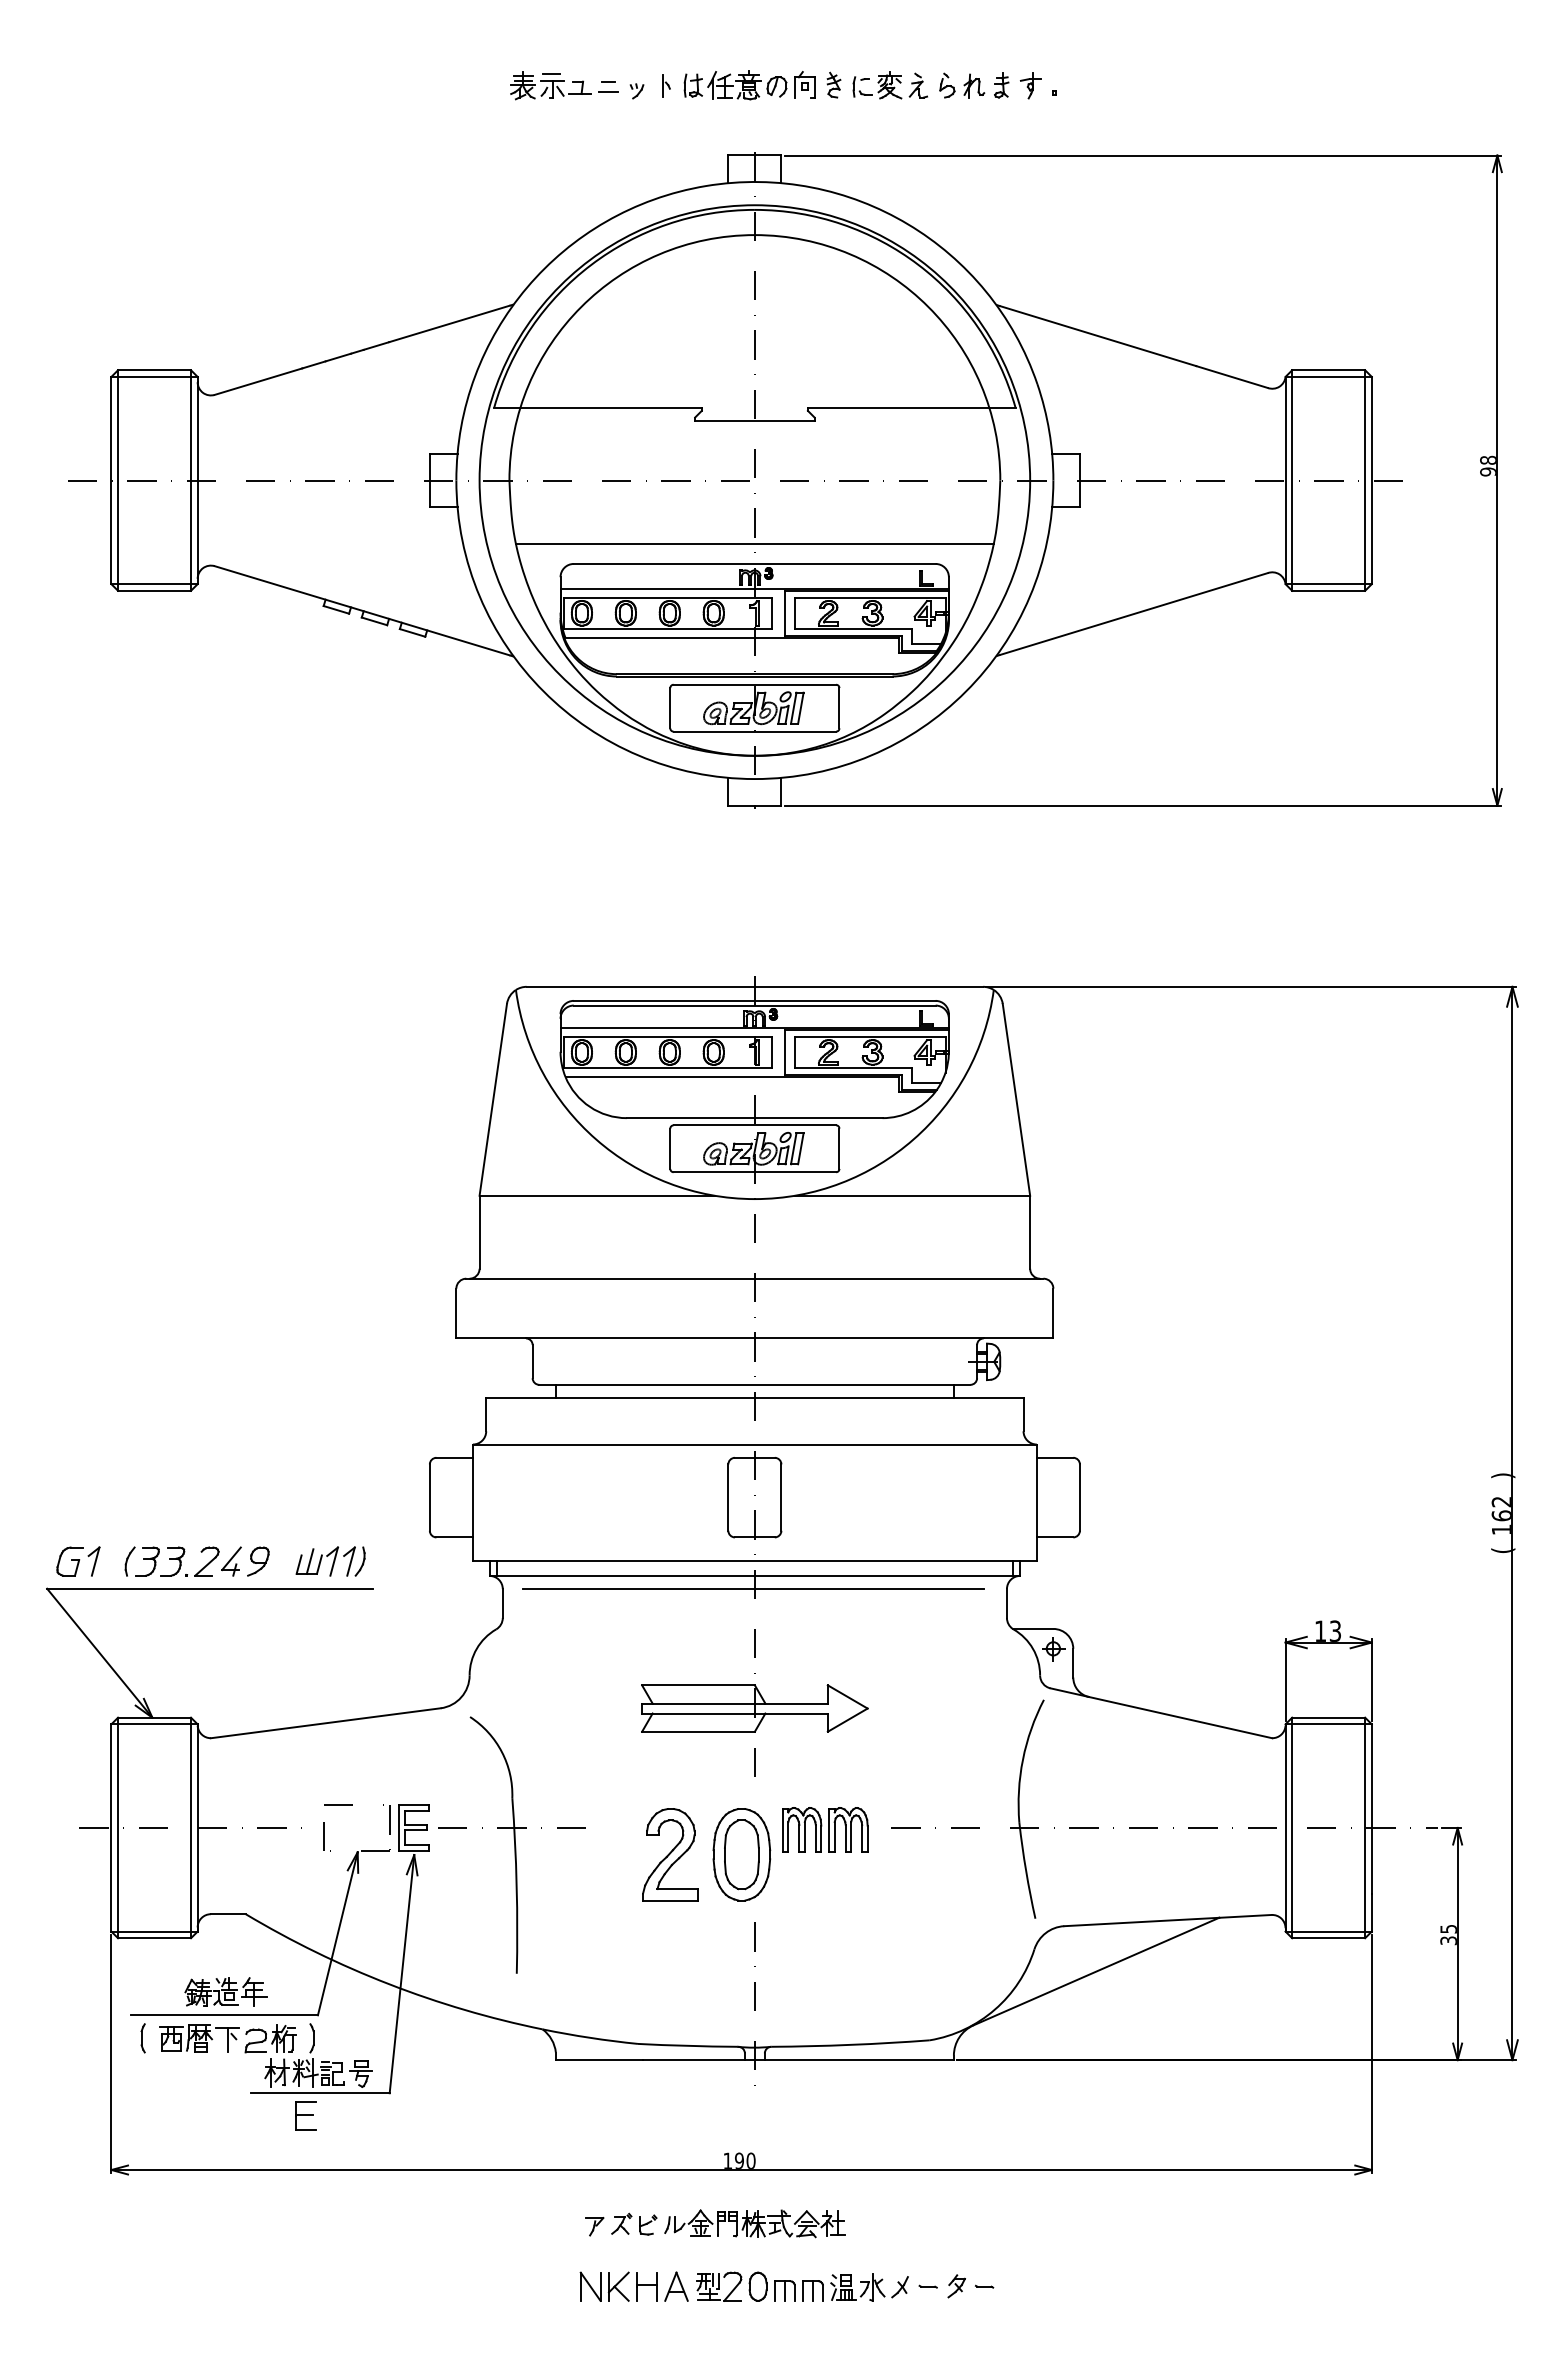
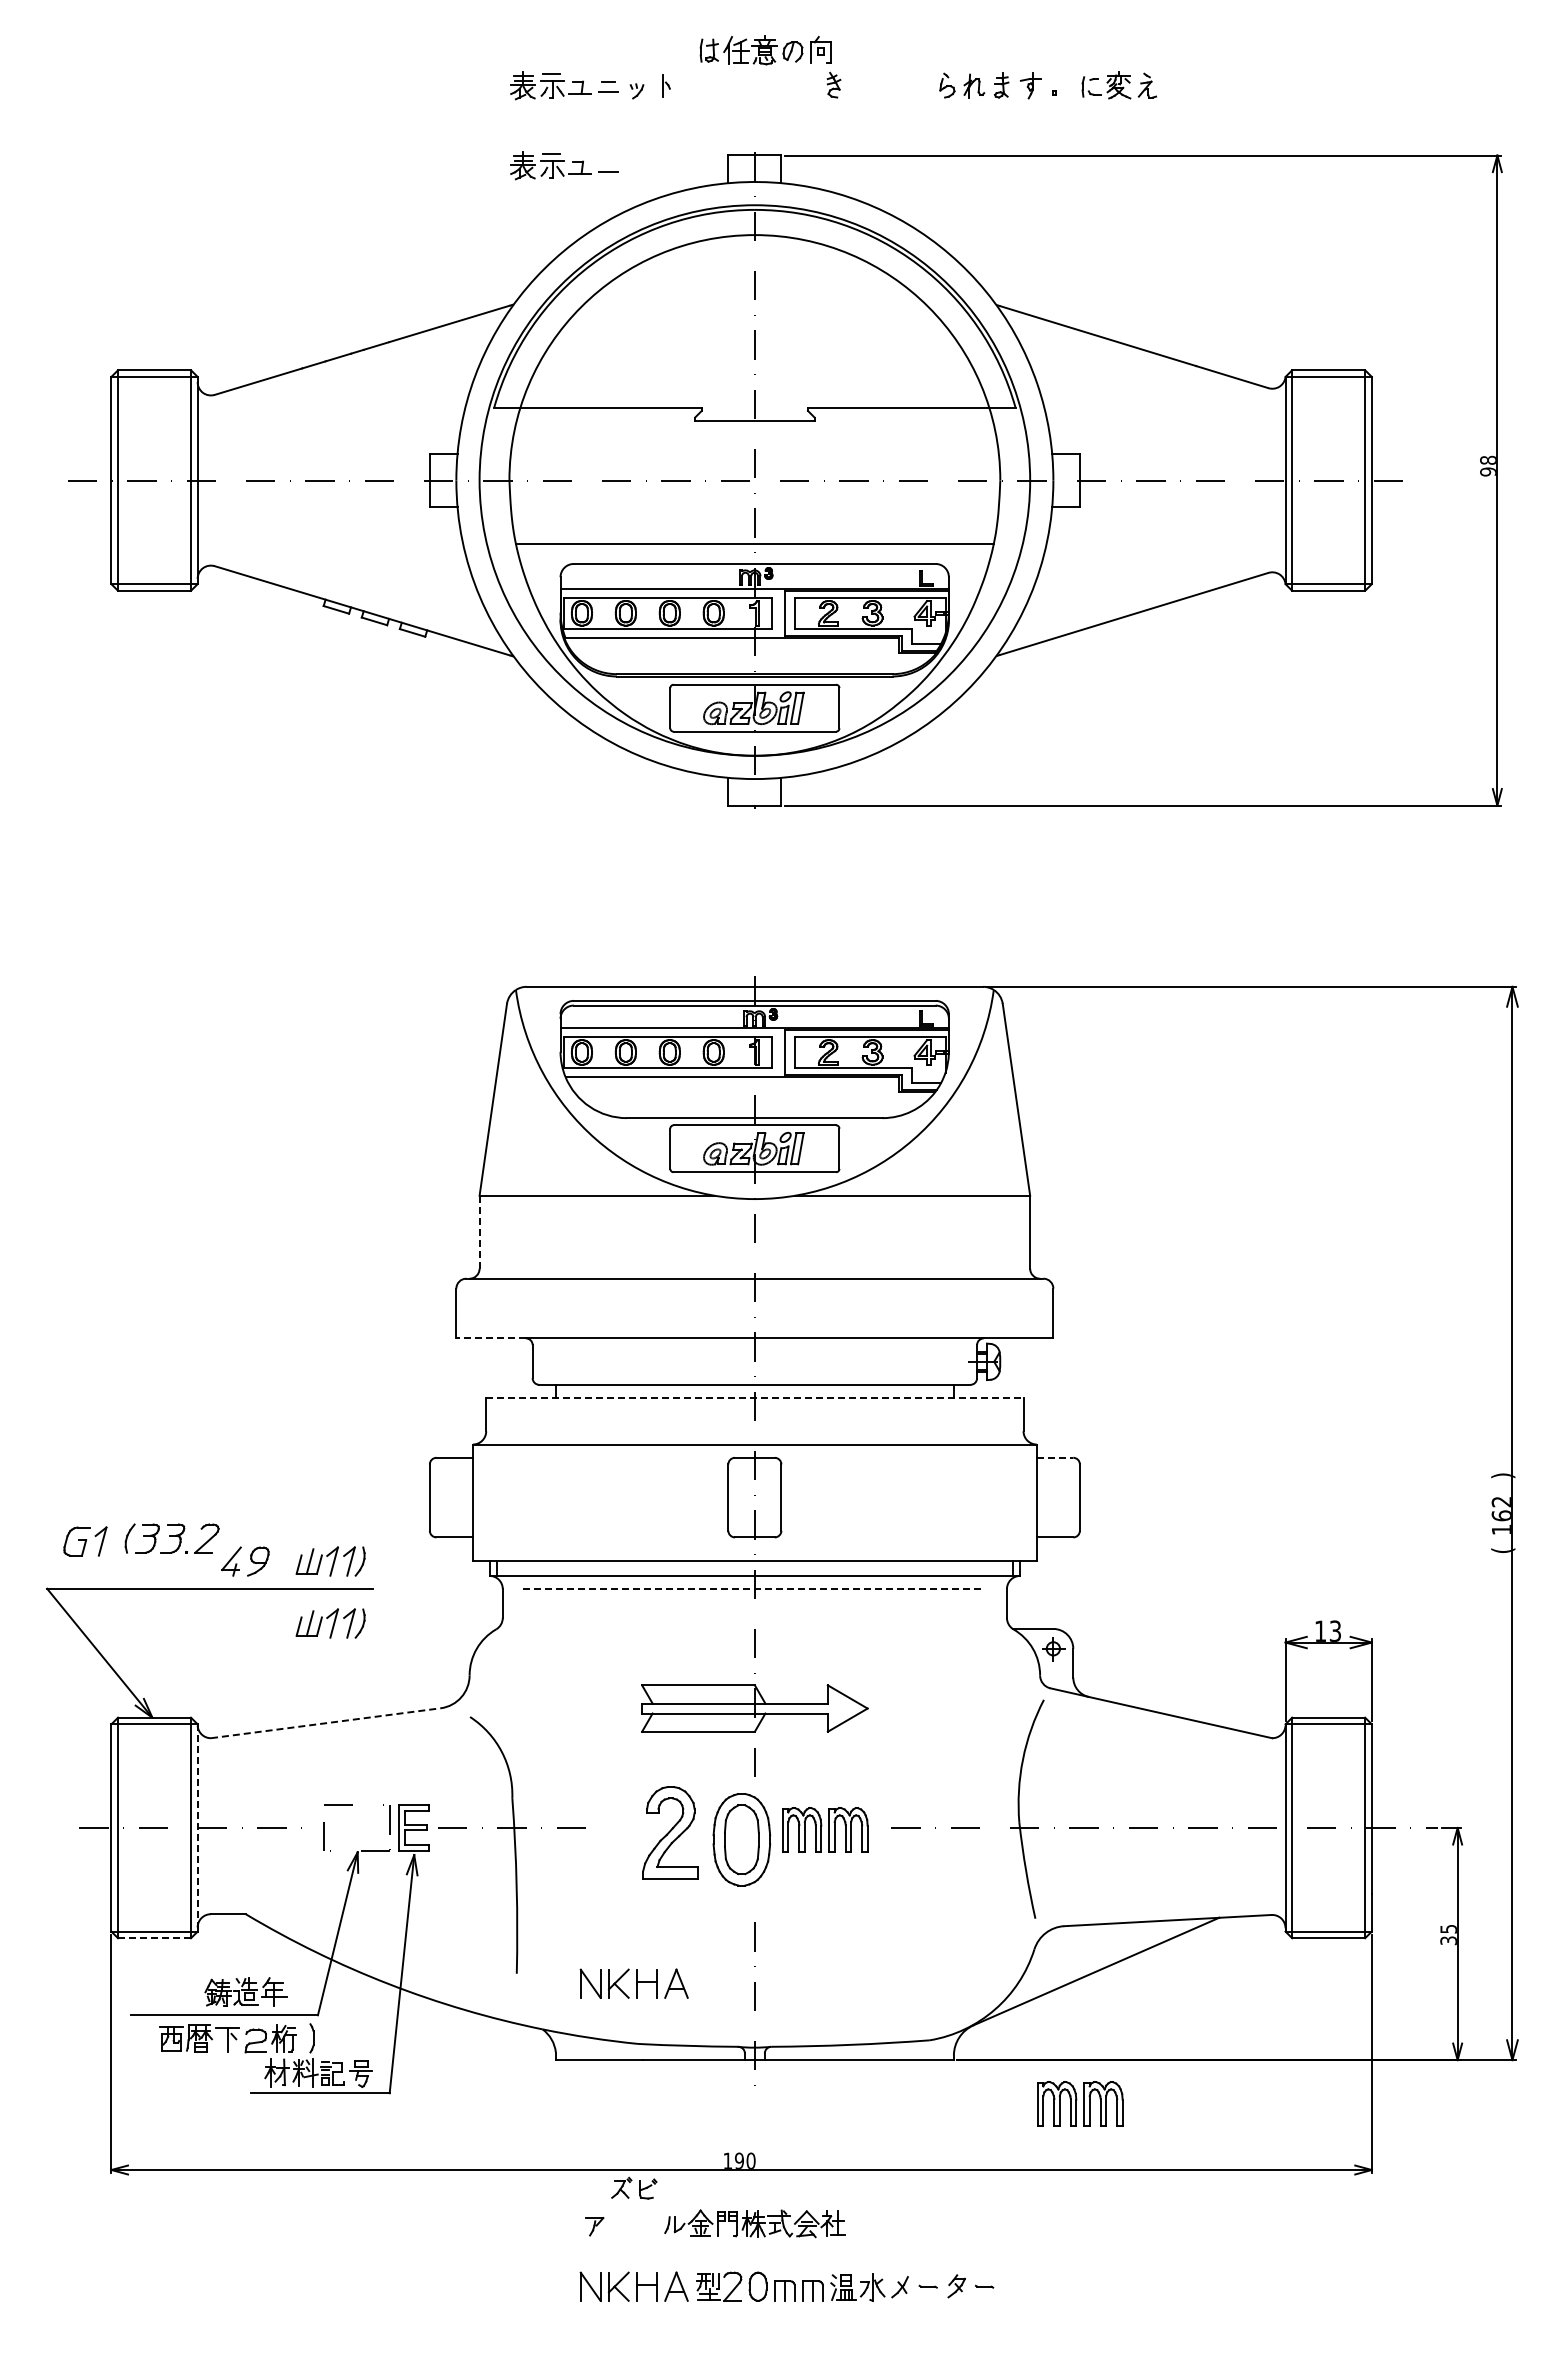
part position: (749, 85) -> (765, 50) (765, 50)
part position: (889, 85) -> (1118, 85) (1118, 85)
part: none -> present (564, 165)
line: solid -> dashed (479, 1232)
line: solid -> dashed (491, 1338)
line: solid -> dashed (754, 1398)
line: solid -> dashed (1055, 1457)
part position: (78, 1561) -> (85, 1541) (85, 1541)
part position: (171, 1561) -> (171, 1538) (171, 1538)
line: solid -> dashed (753, 1589)
part: none -> present (330, 1623)
line: solid -> dashed (325, 1723)
line: solid -> dashed (197, 1827)
part position: (670, 1854) -> (670, 1832) (670, 1832)
part position: (741, 1854) -> (741, 1839) (741, 1839)
line: solid -> dashed (155, 1938)
part: none -> present (633, 1983)
part position: (225, 1991) -> (245, 1991) (245, 1991)
part: present -> none (142, 2038)
part: none -> present (1080, 2103)
part: present -> none (305, 2115)
part position: (634, 2223) -> (634, 2187) (634, 2187)
